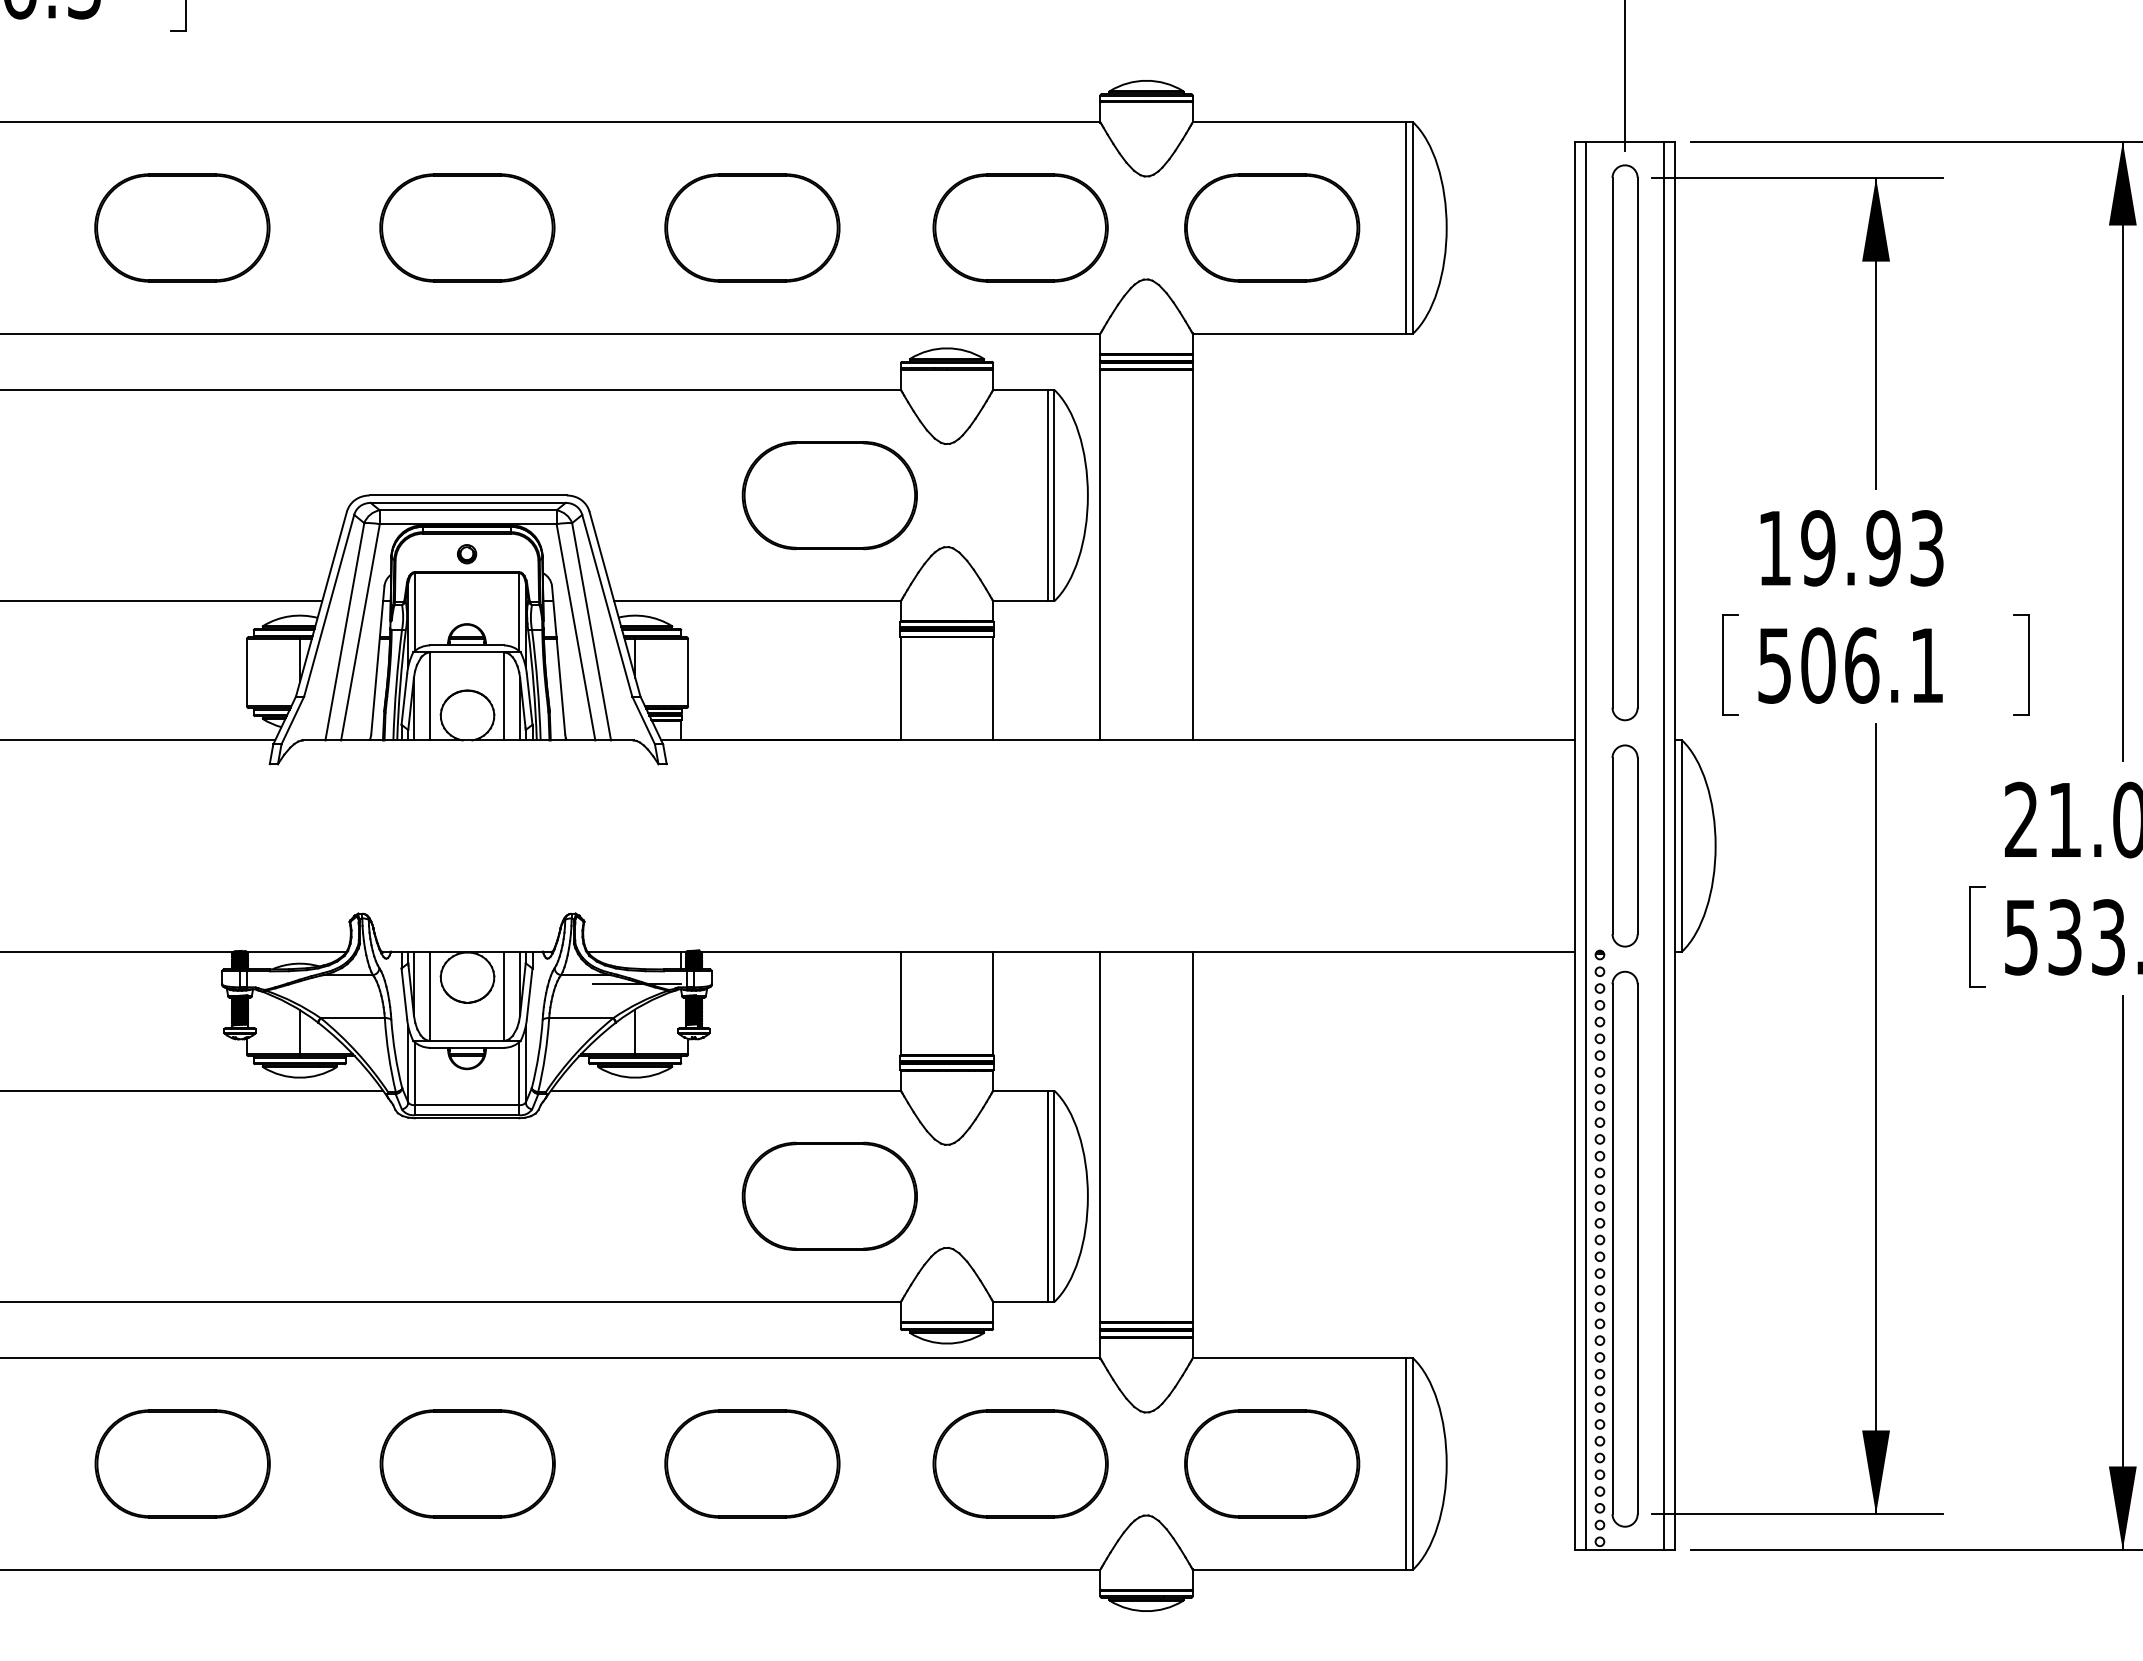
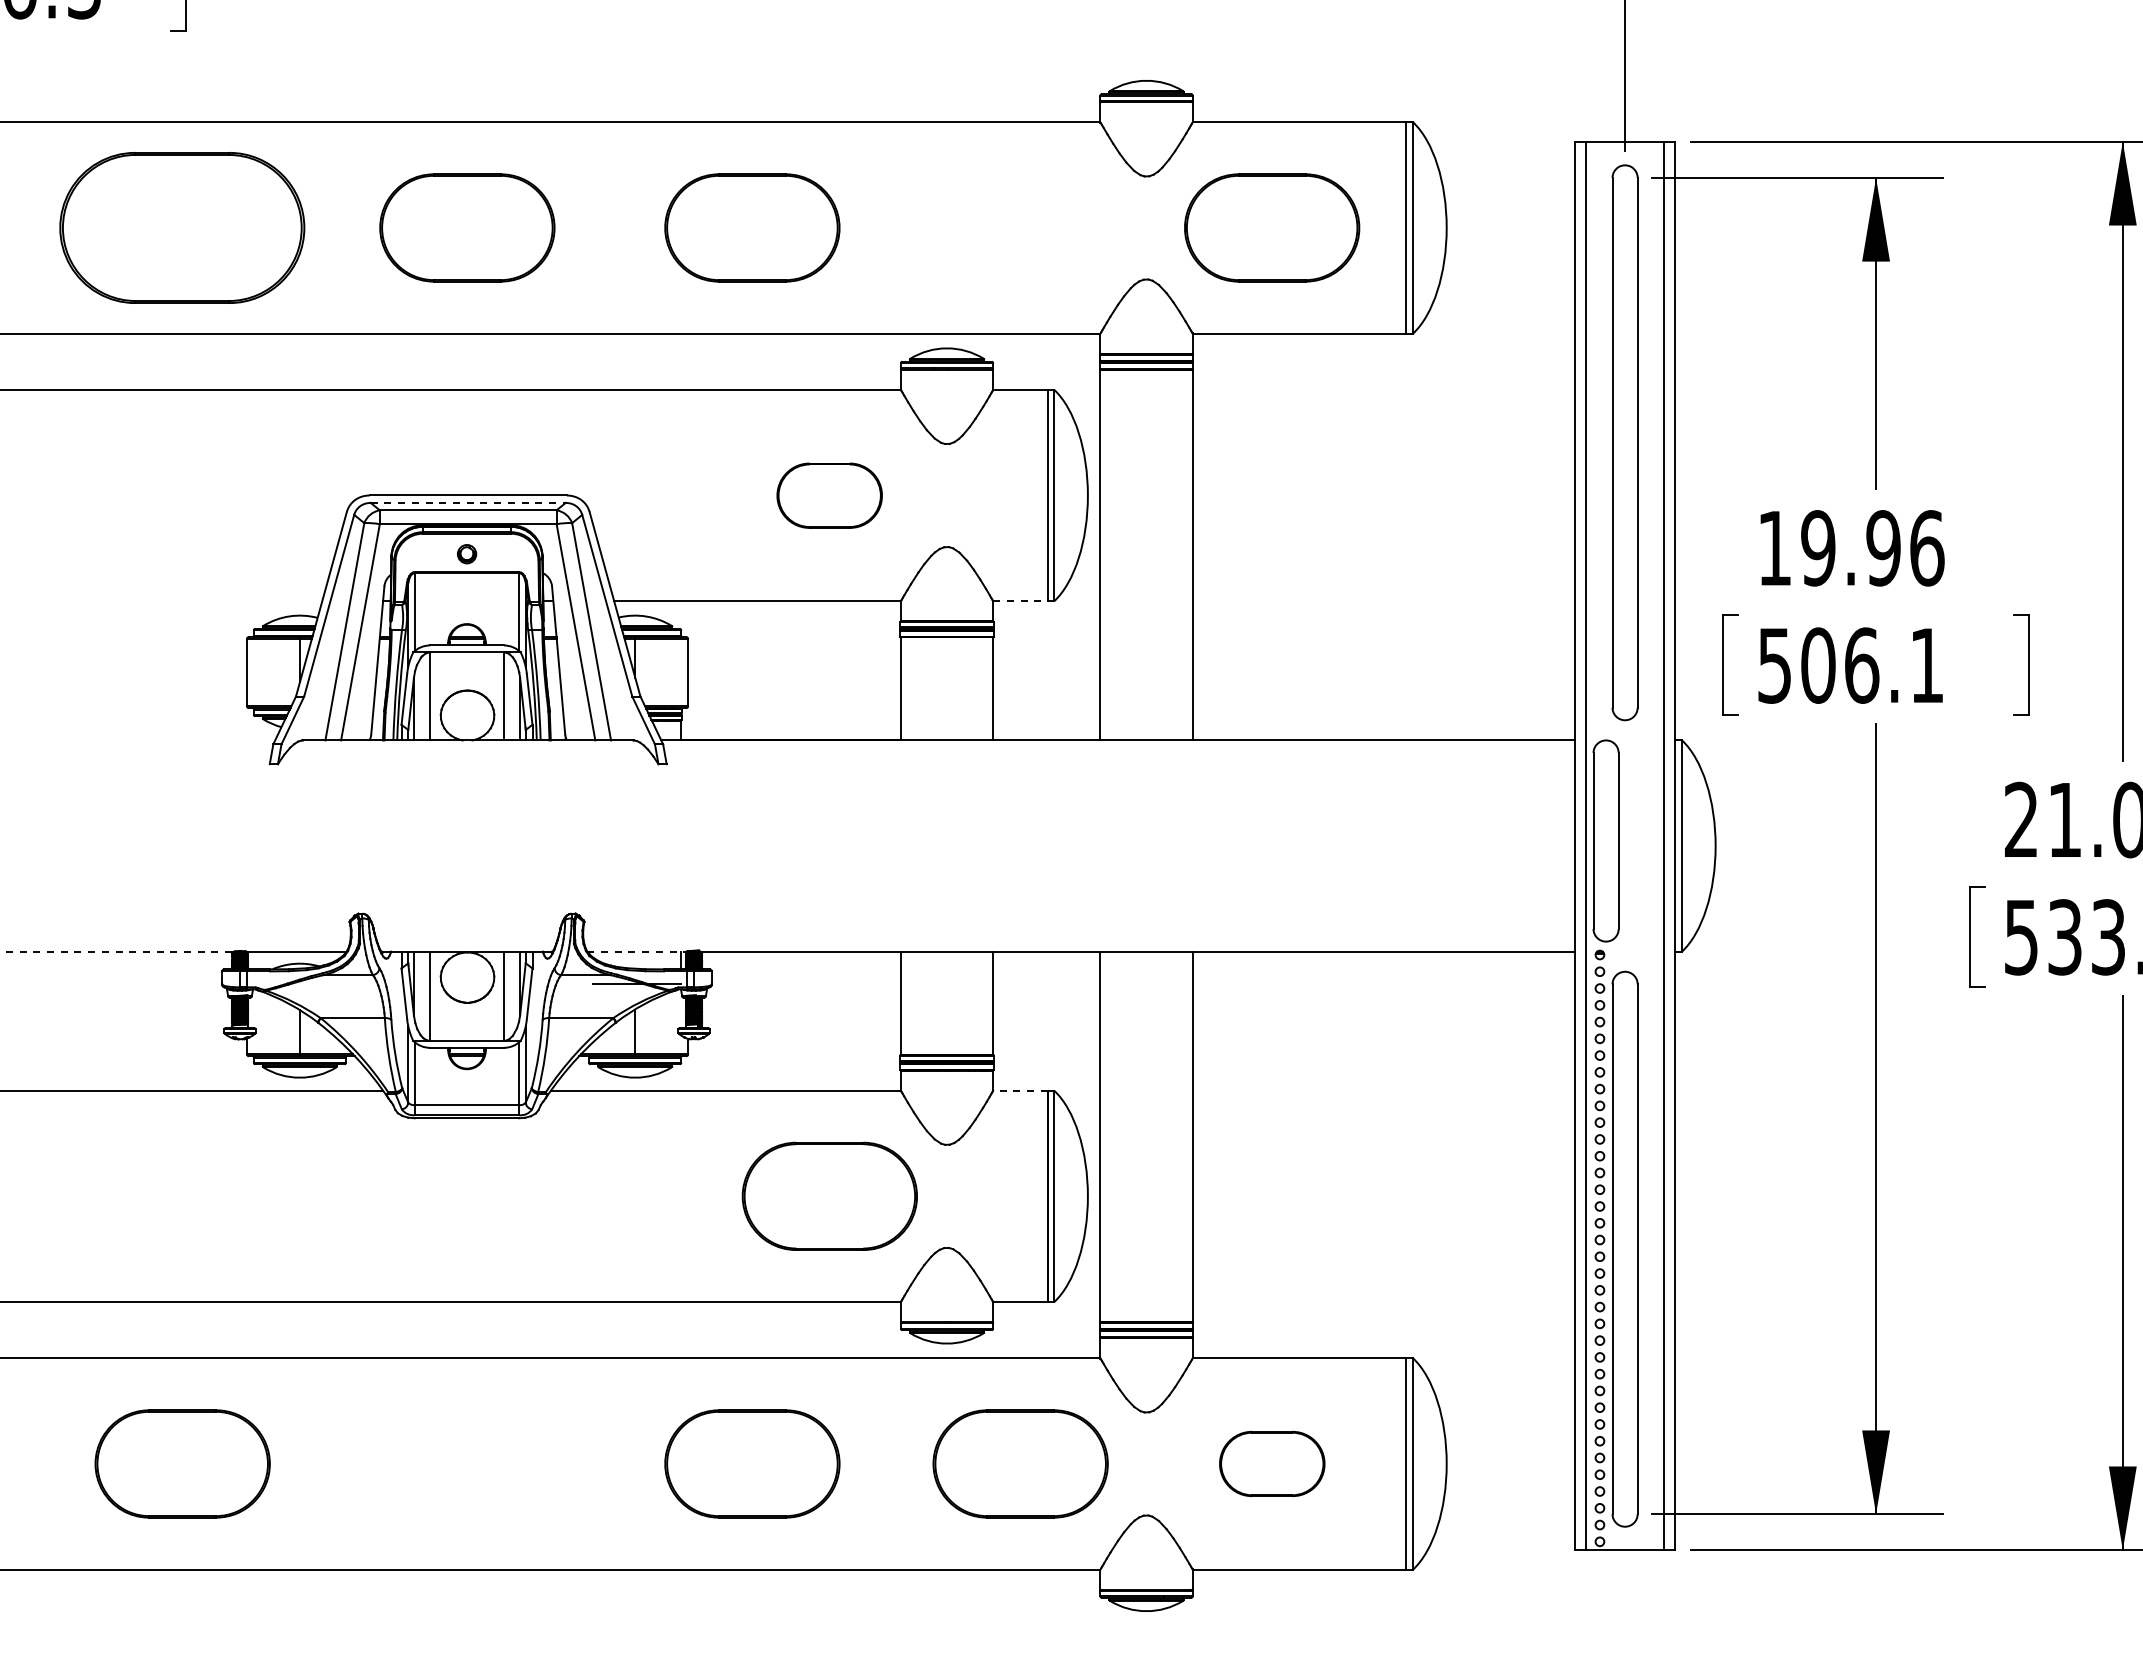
part size: 177x110 px -> 247x152 px (182, 227)
part: present -> none (1020, 227)
part size: 177x110 px -> 107x67 px (829, 495)
line: solid -> dashed (468, 502)
text: 19.93 -> 19.96 (1927, 548)
line: present -> none (162, 601)
line: solid -> dashed (1020, 601)
line: present -> none (138, 740)
part position: (1624, 845) -> (1605, 840) (1605, 840)
line: solid -> dashed (116, 951)
line: solid -> dashed (637, 951)
line: solid -> dashed (1019, 1090)
part: present -> none (467, 1463)
part size: 177x110 px -> 107x68 px (1272, 1463)
